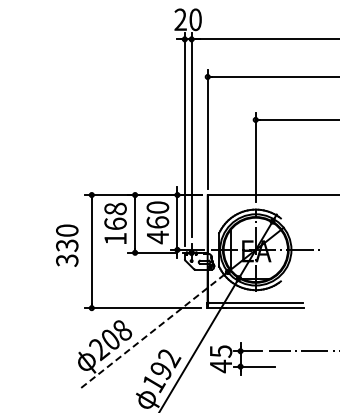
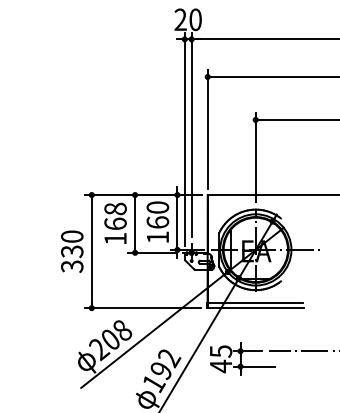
text: 460 -> 160 (157, 237)
text position: (67, 245) -> (72, 251) (72, 251)
line: dashed -> solid (153, 330)
